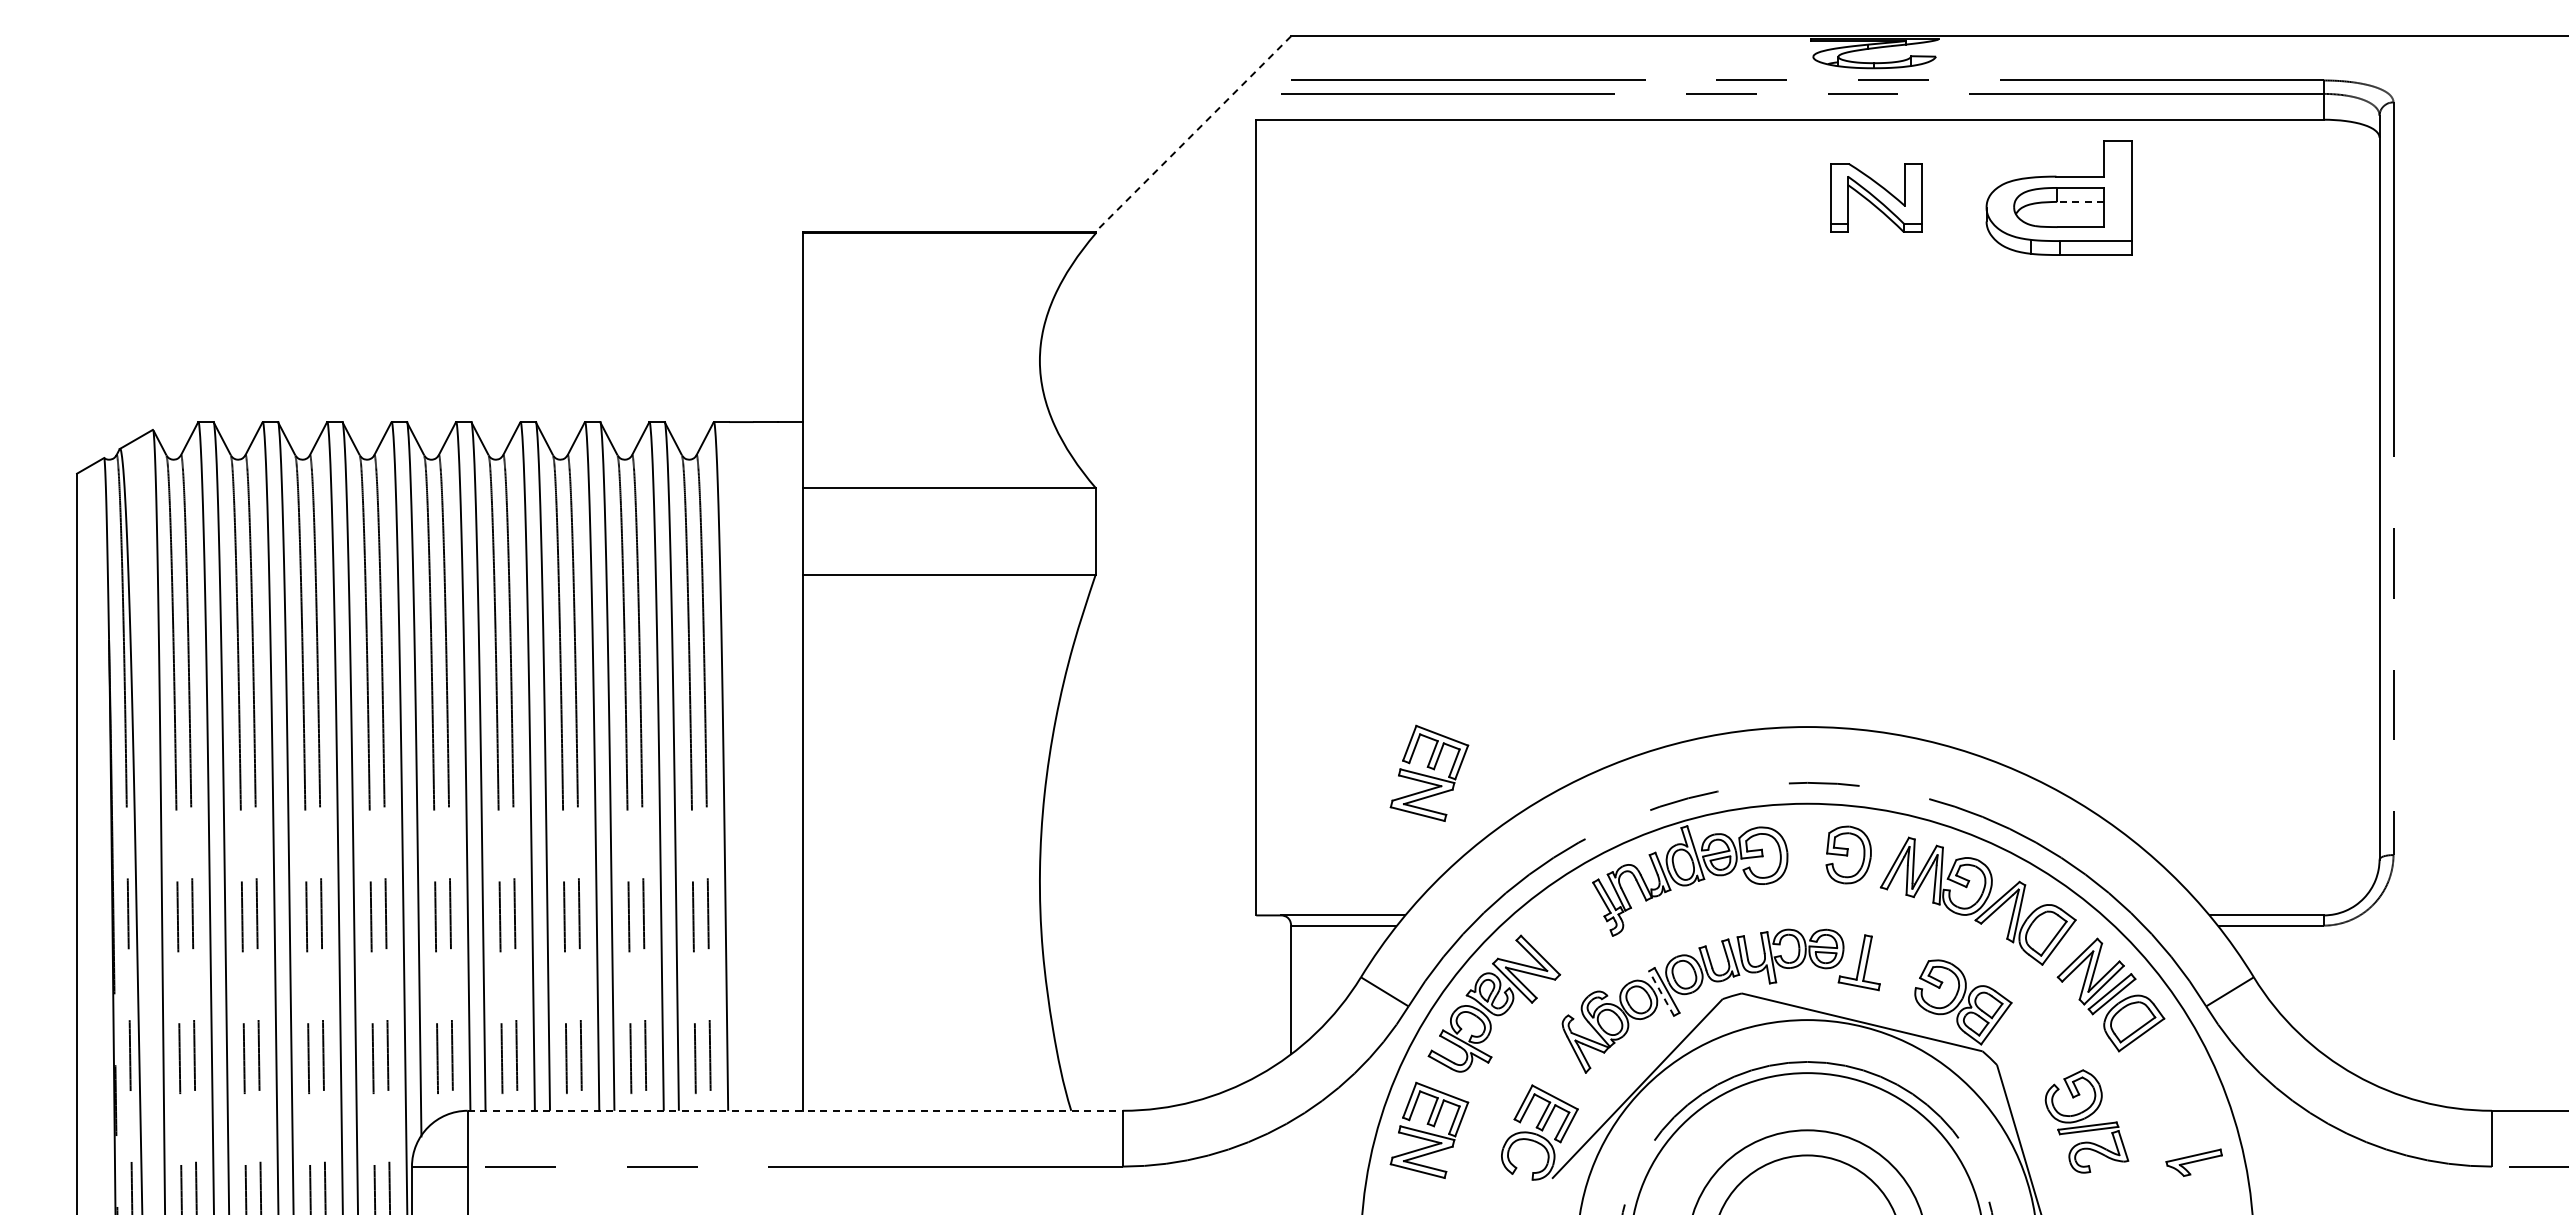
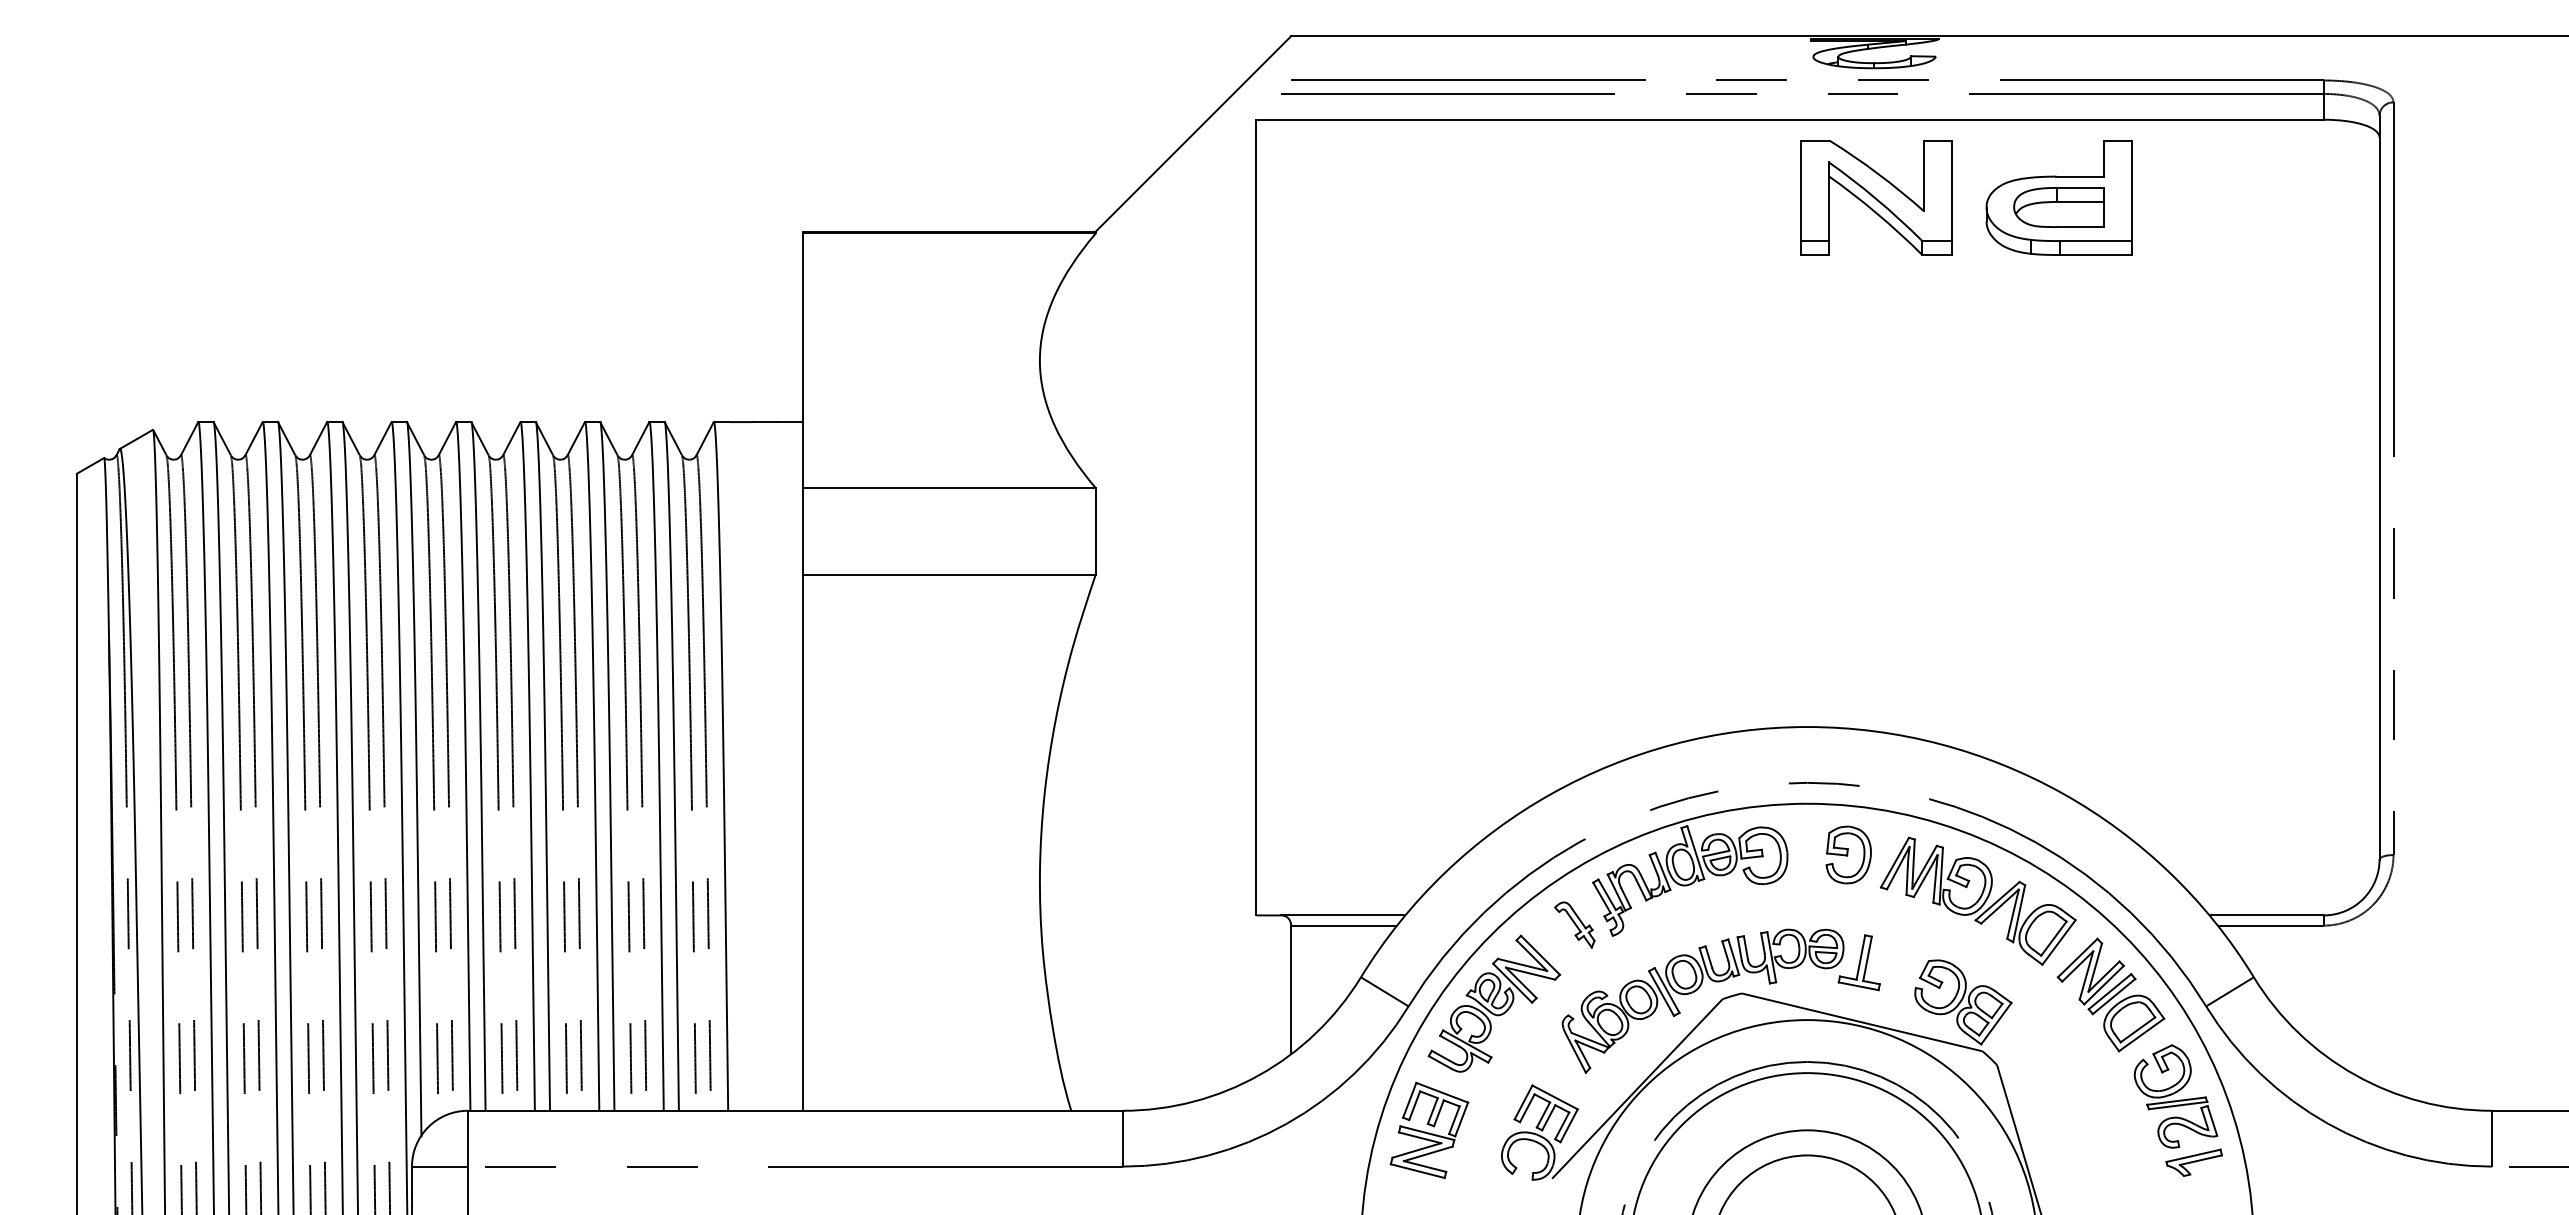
line: dashed -> solid (1193, 134)
part size: 93x70 px -> 153x116 px (1876, 197)
line: dashed -> solid (2080, 201)
part: present -> none (1429, 772)
part: none -> present (1574, 924)
line: dashed -> solid (1661, 993)
line: dashed -> solid (795, 1110)
part position: (2086, 1121) -> (2175, 1096) (2175, 1096)
